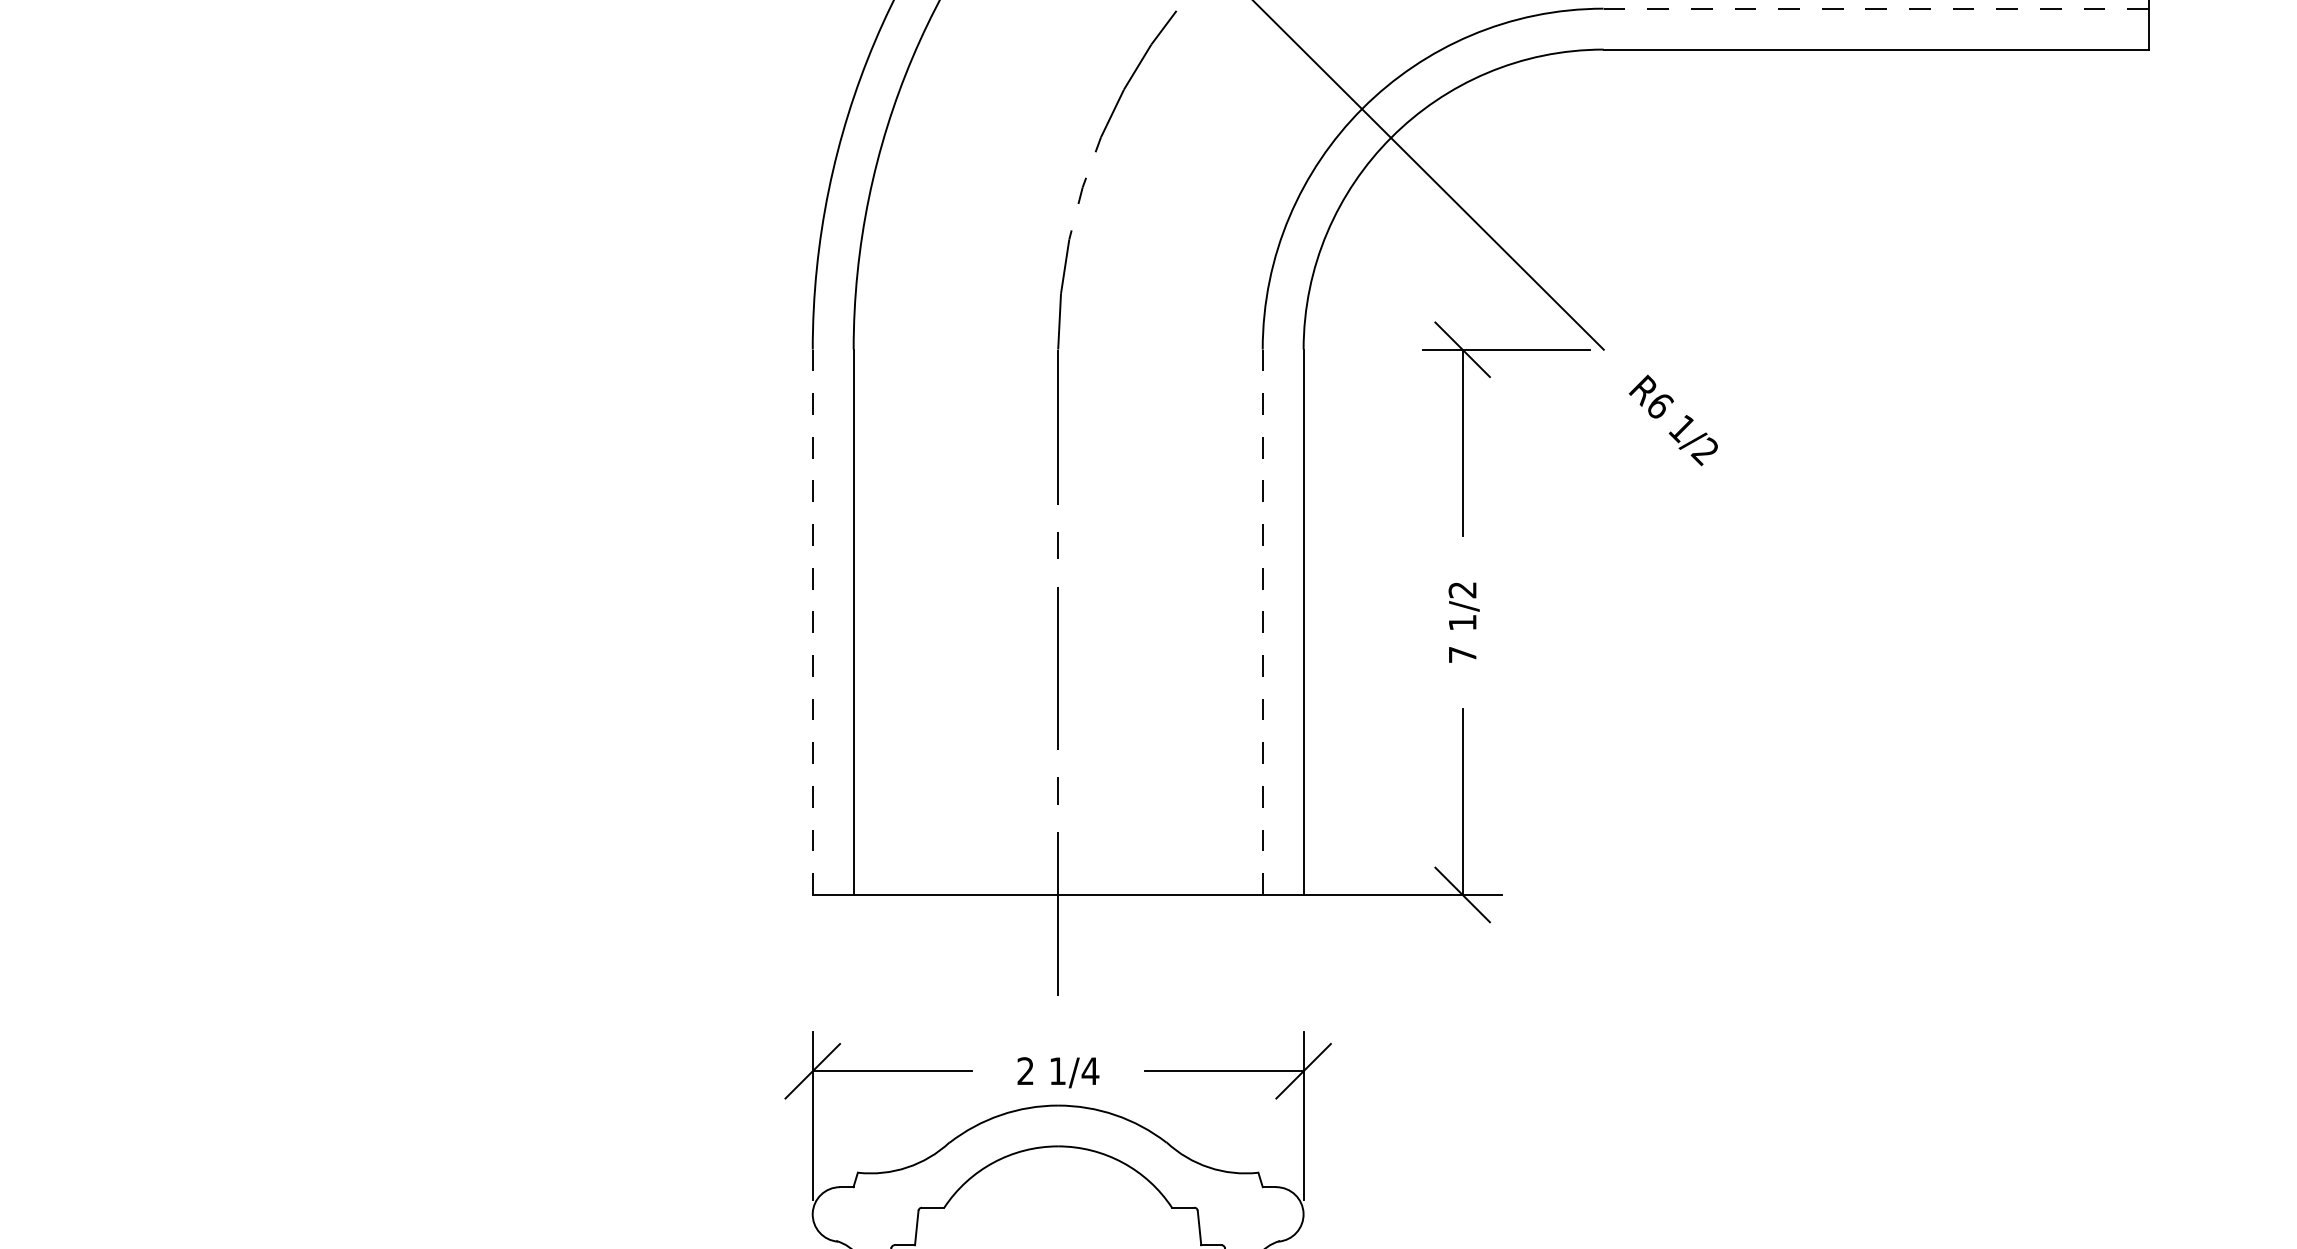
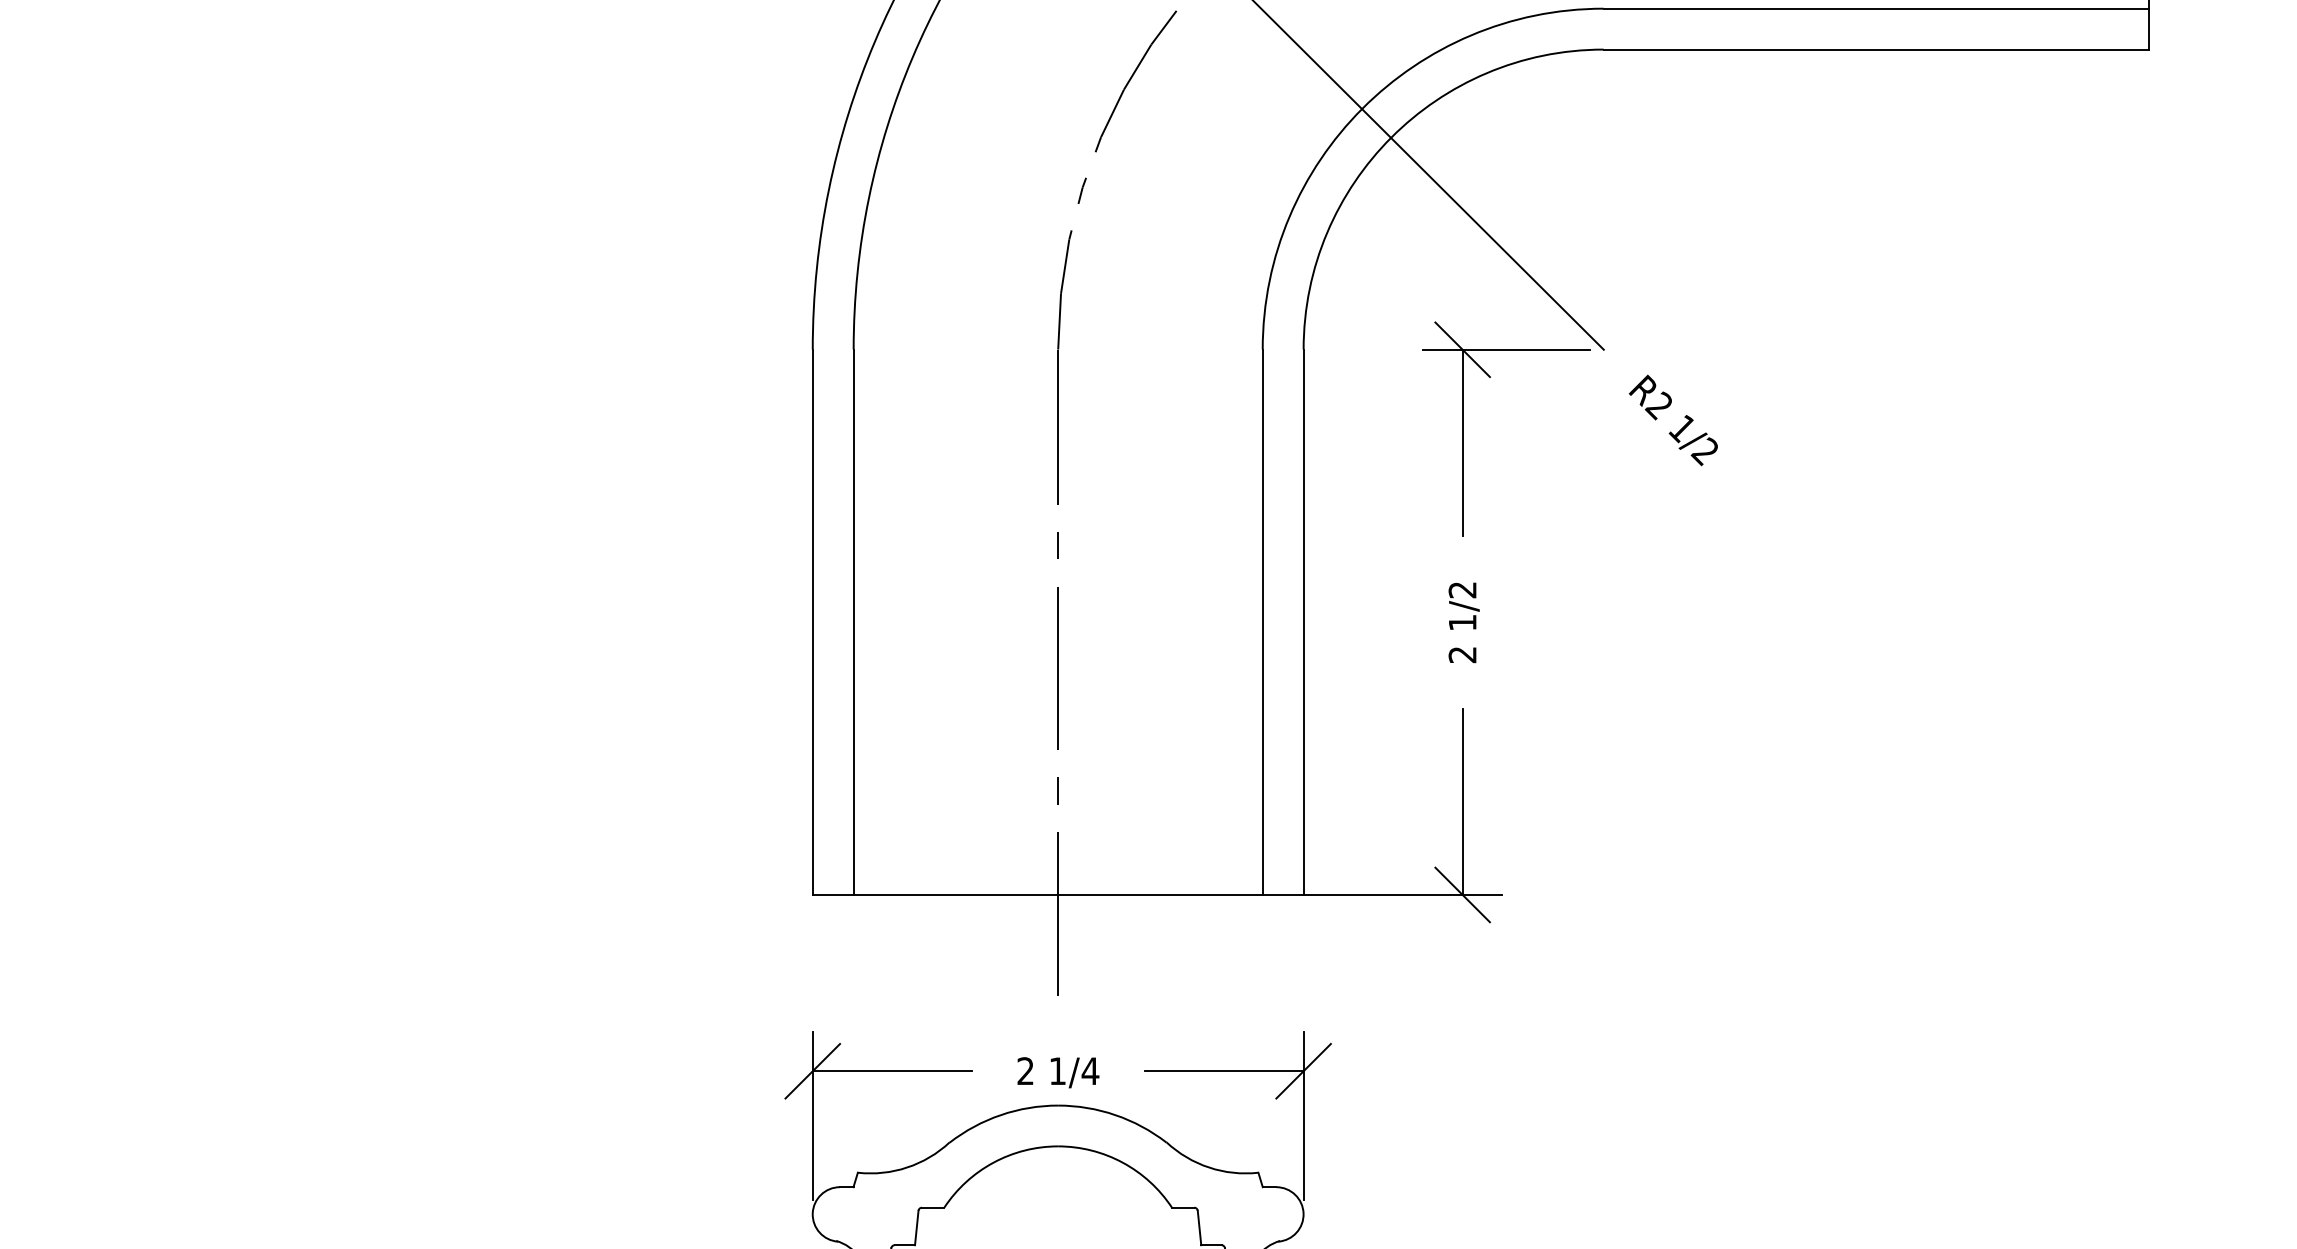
line: dashed -> solid (1876, 8)
text: R6 -> R2 (1658, 405)
line: dashed -> solid (812, 622)
line: dashed -> solid (1262, 622)
text: 7 -> 2 (1462, 655)
